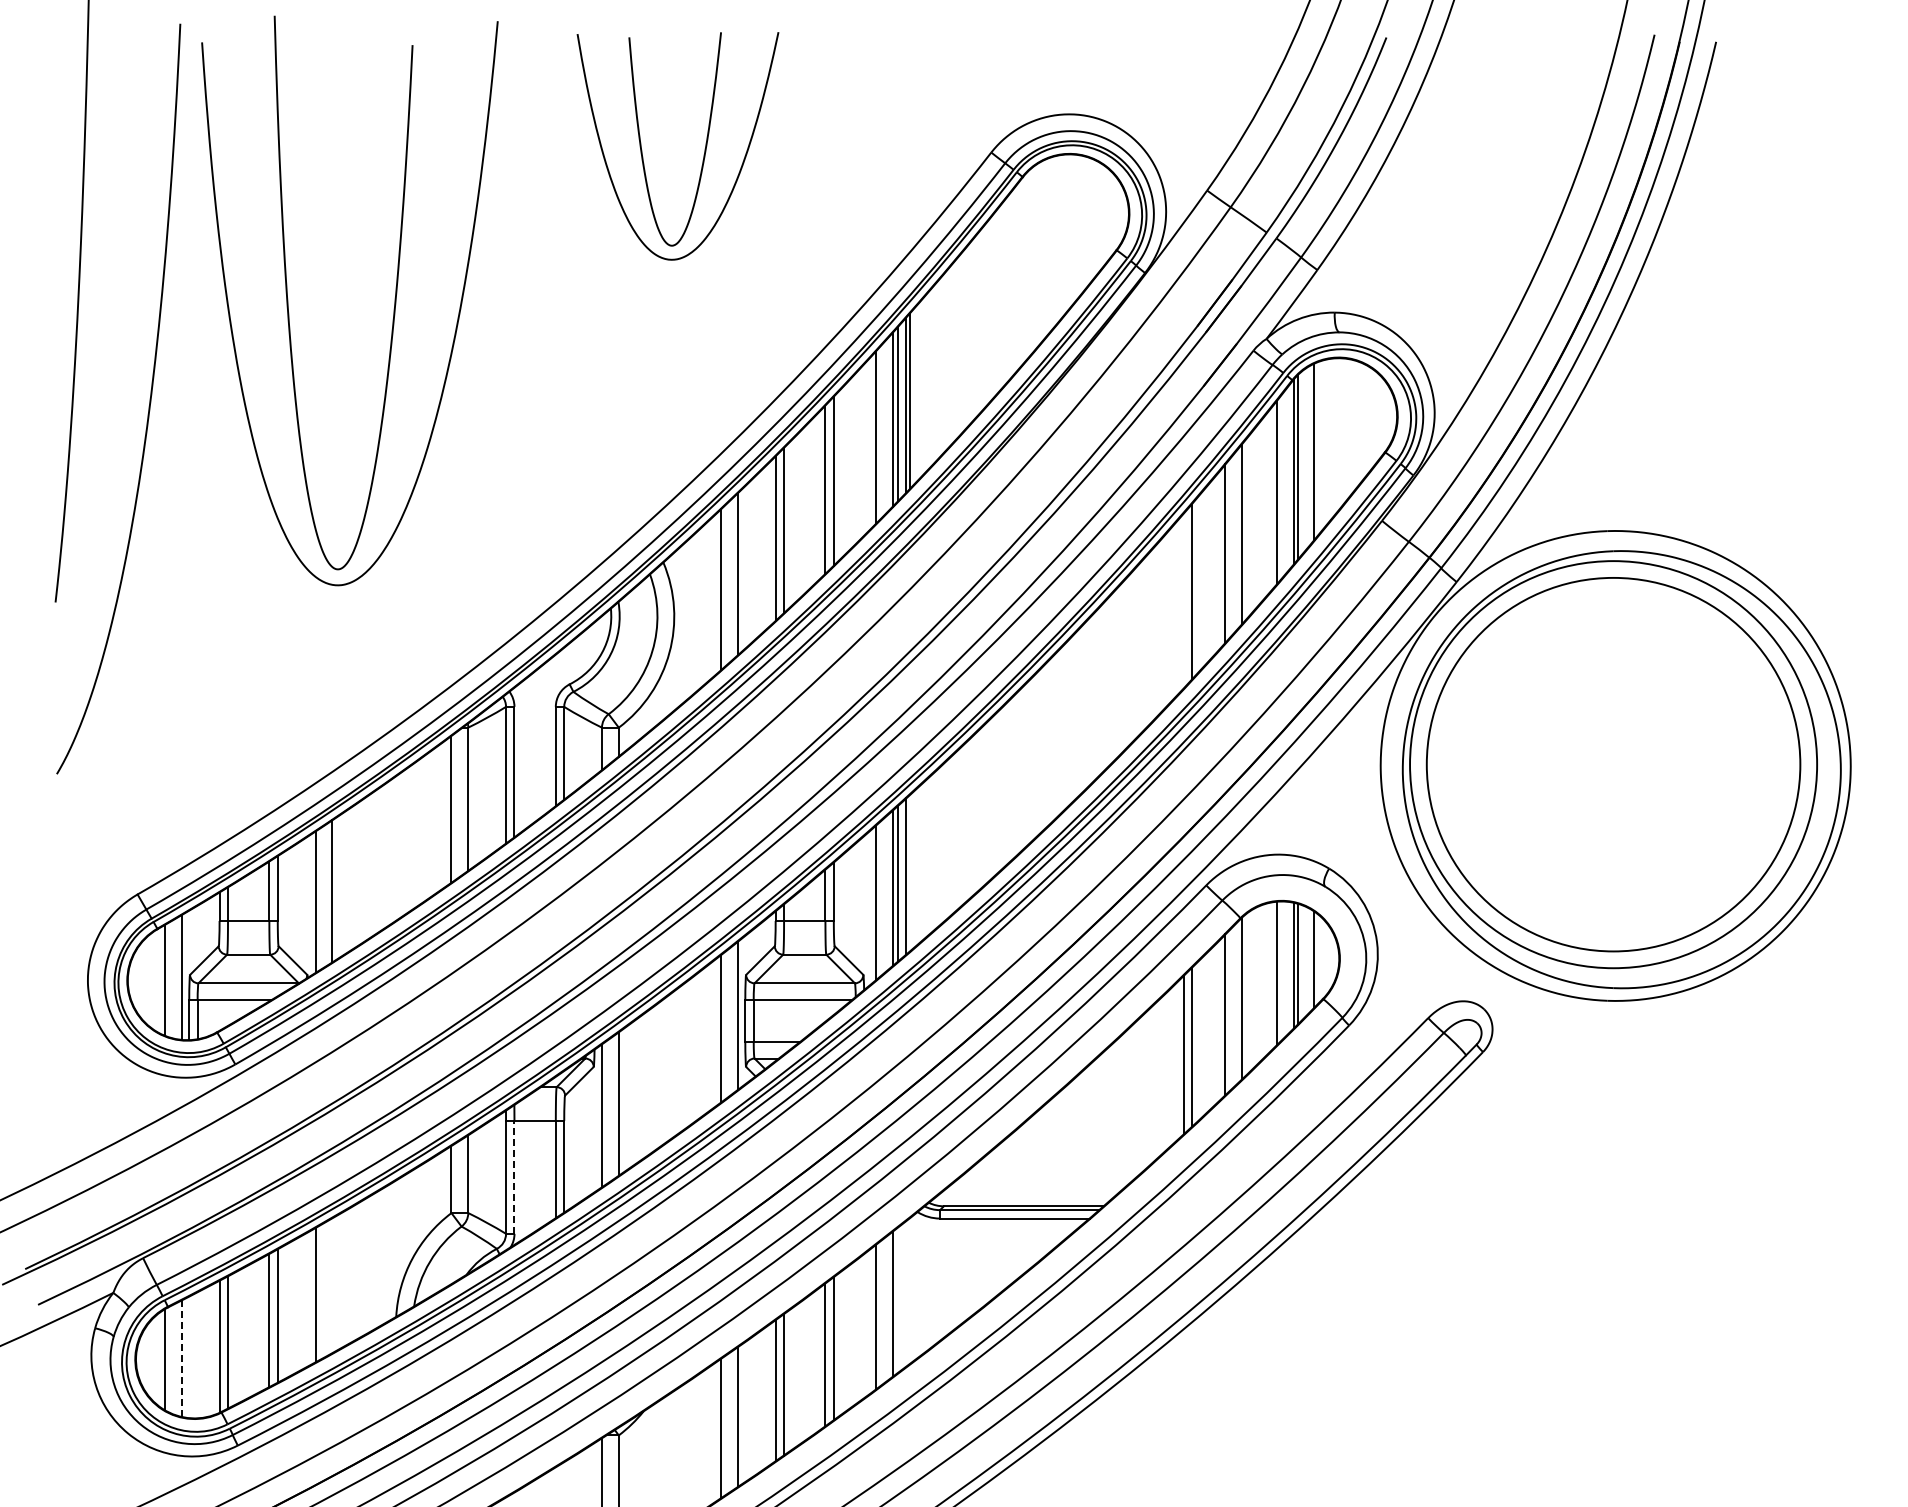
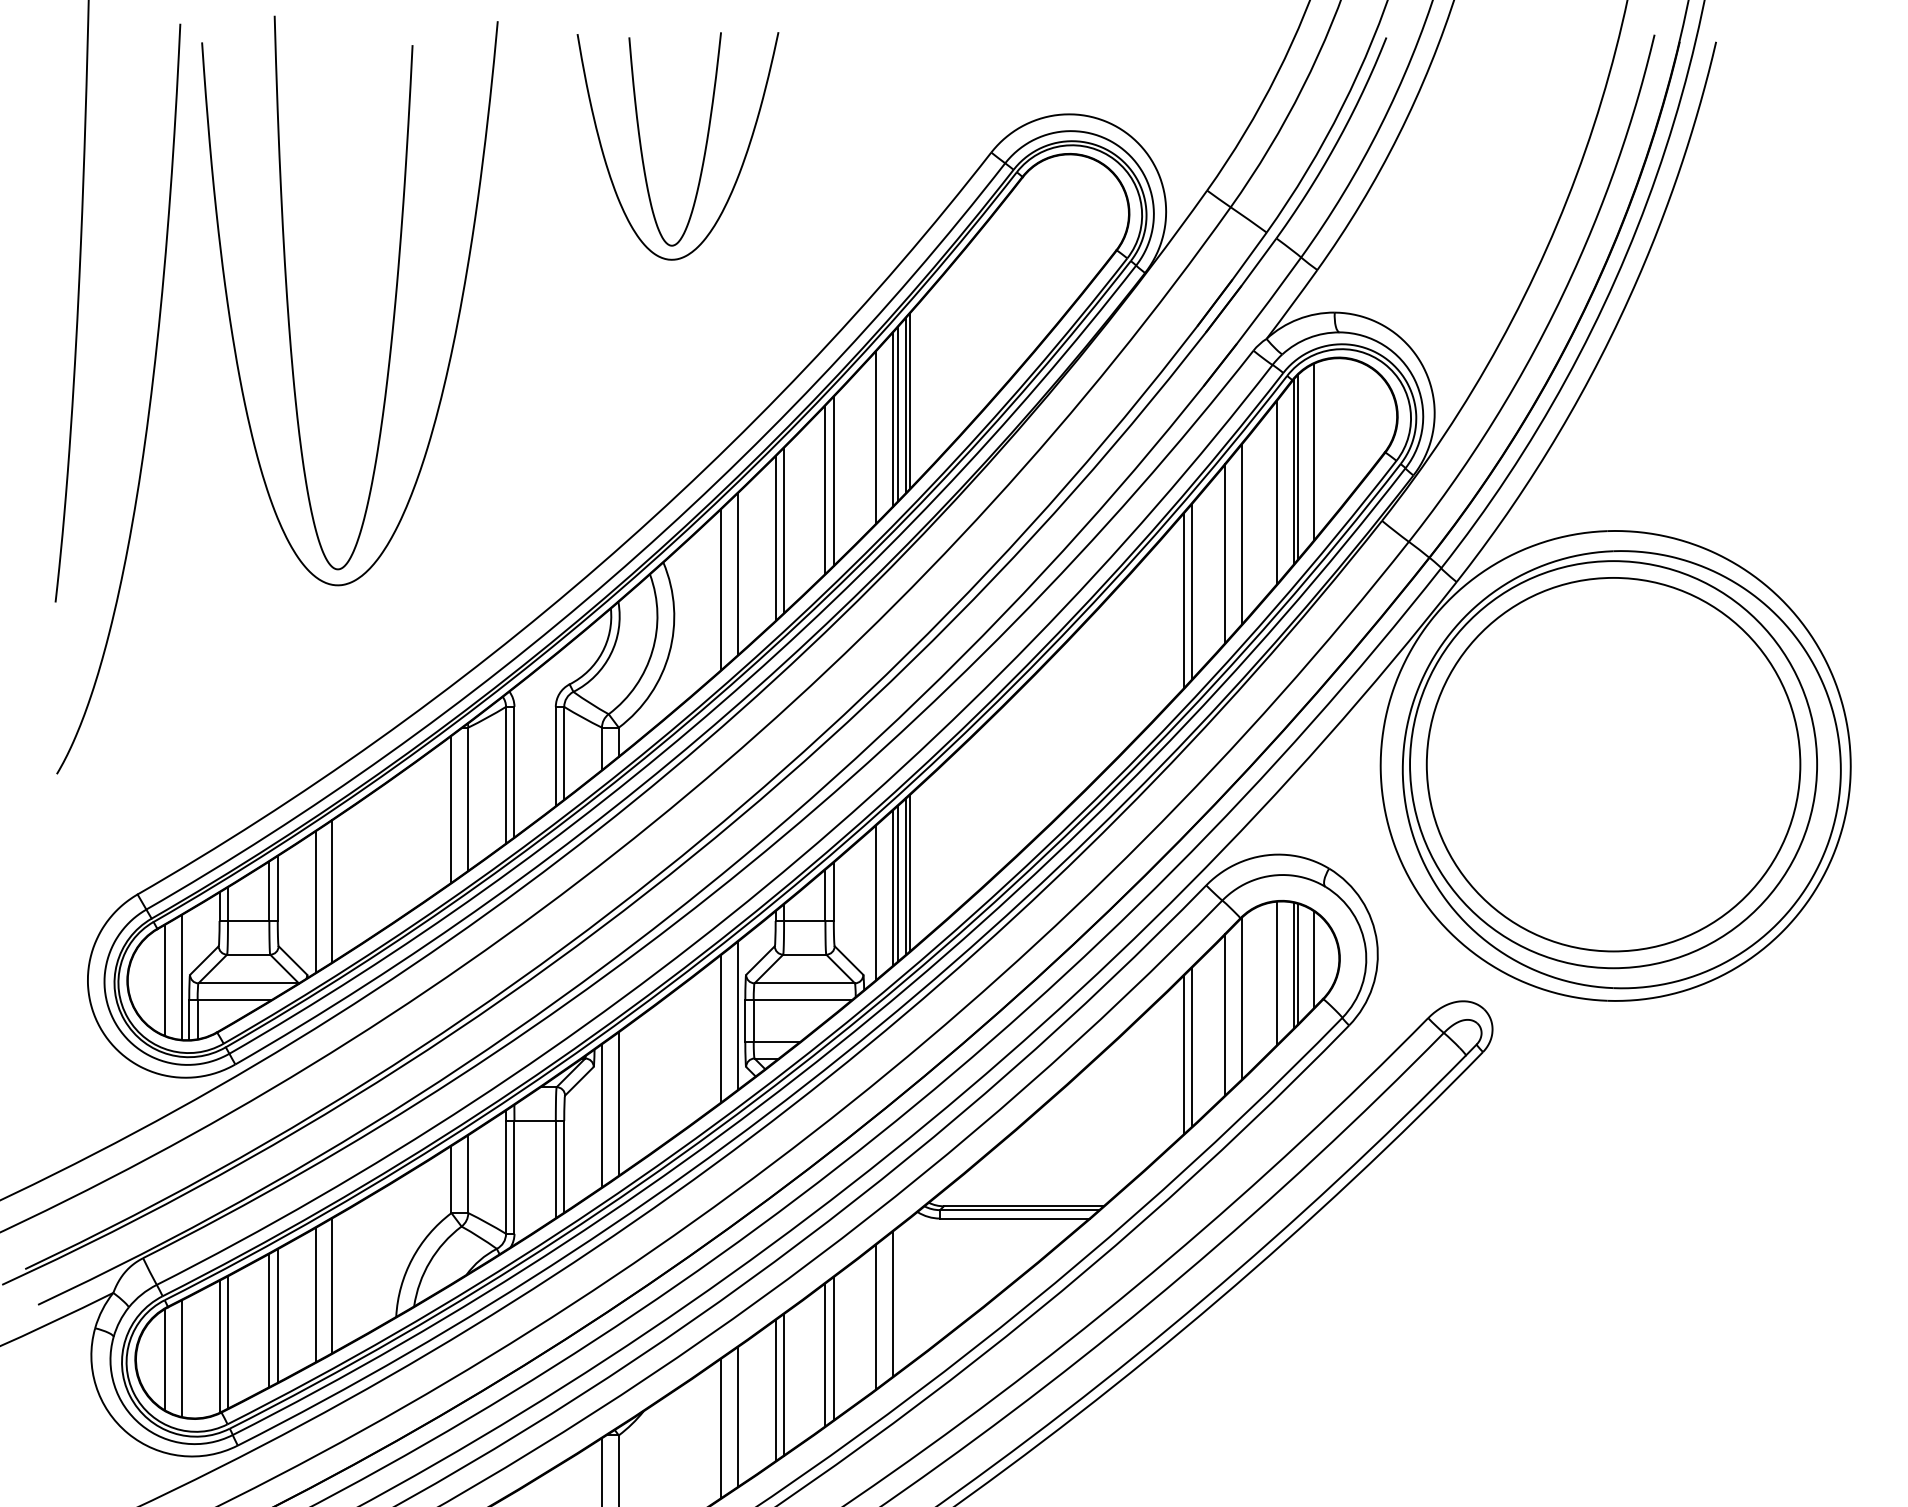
line: none -> present (1183, 600)
line: none -> present (910, 872)
line: dashed -> solid (514, 1177)
line: none -> present (332, 1285)
line: dashed -> solid (181, 1359)
